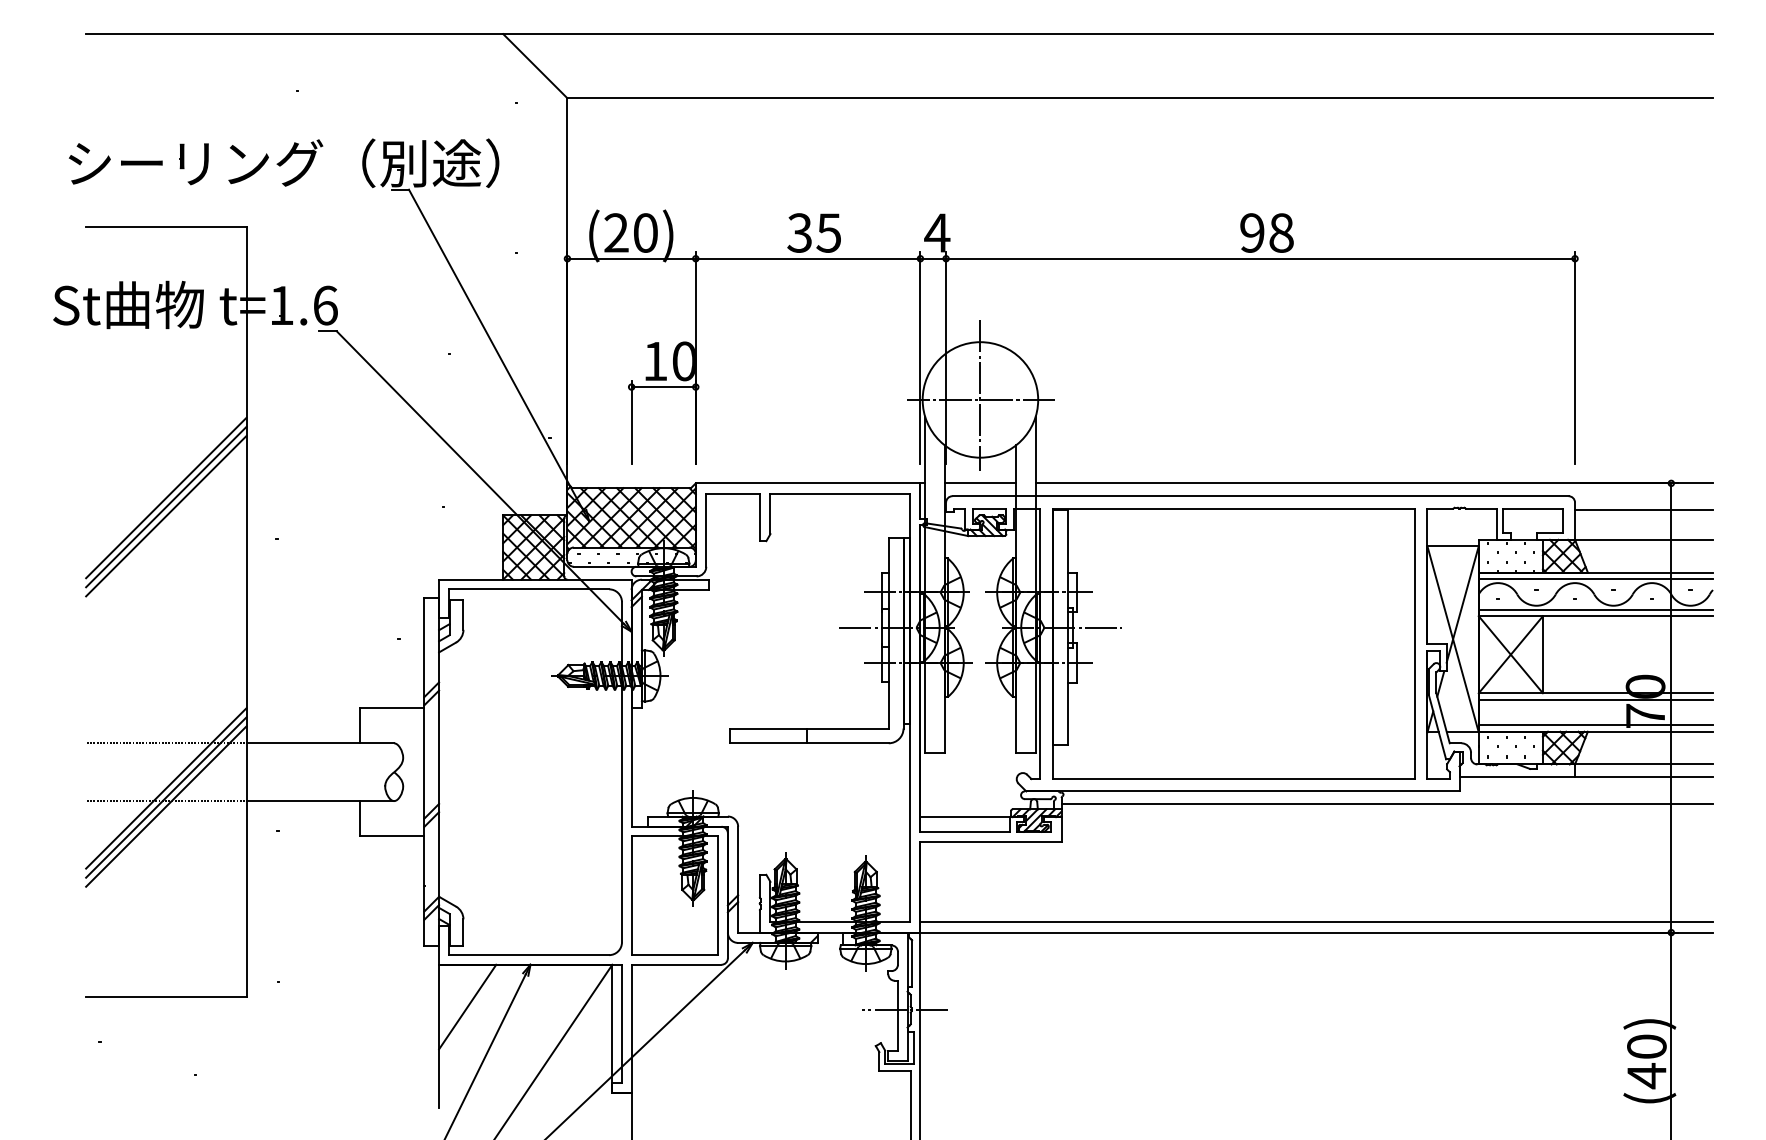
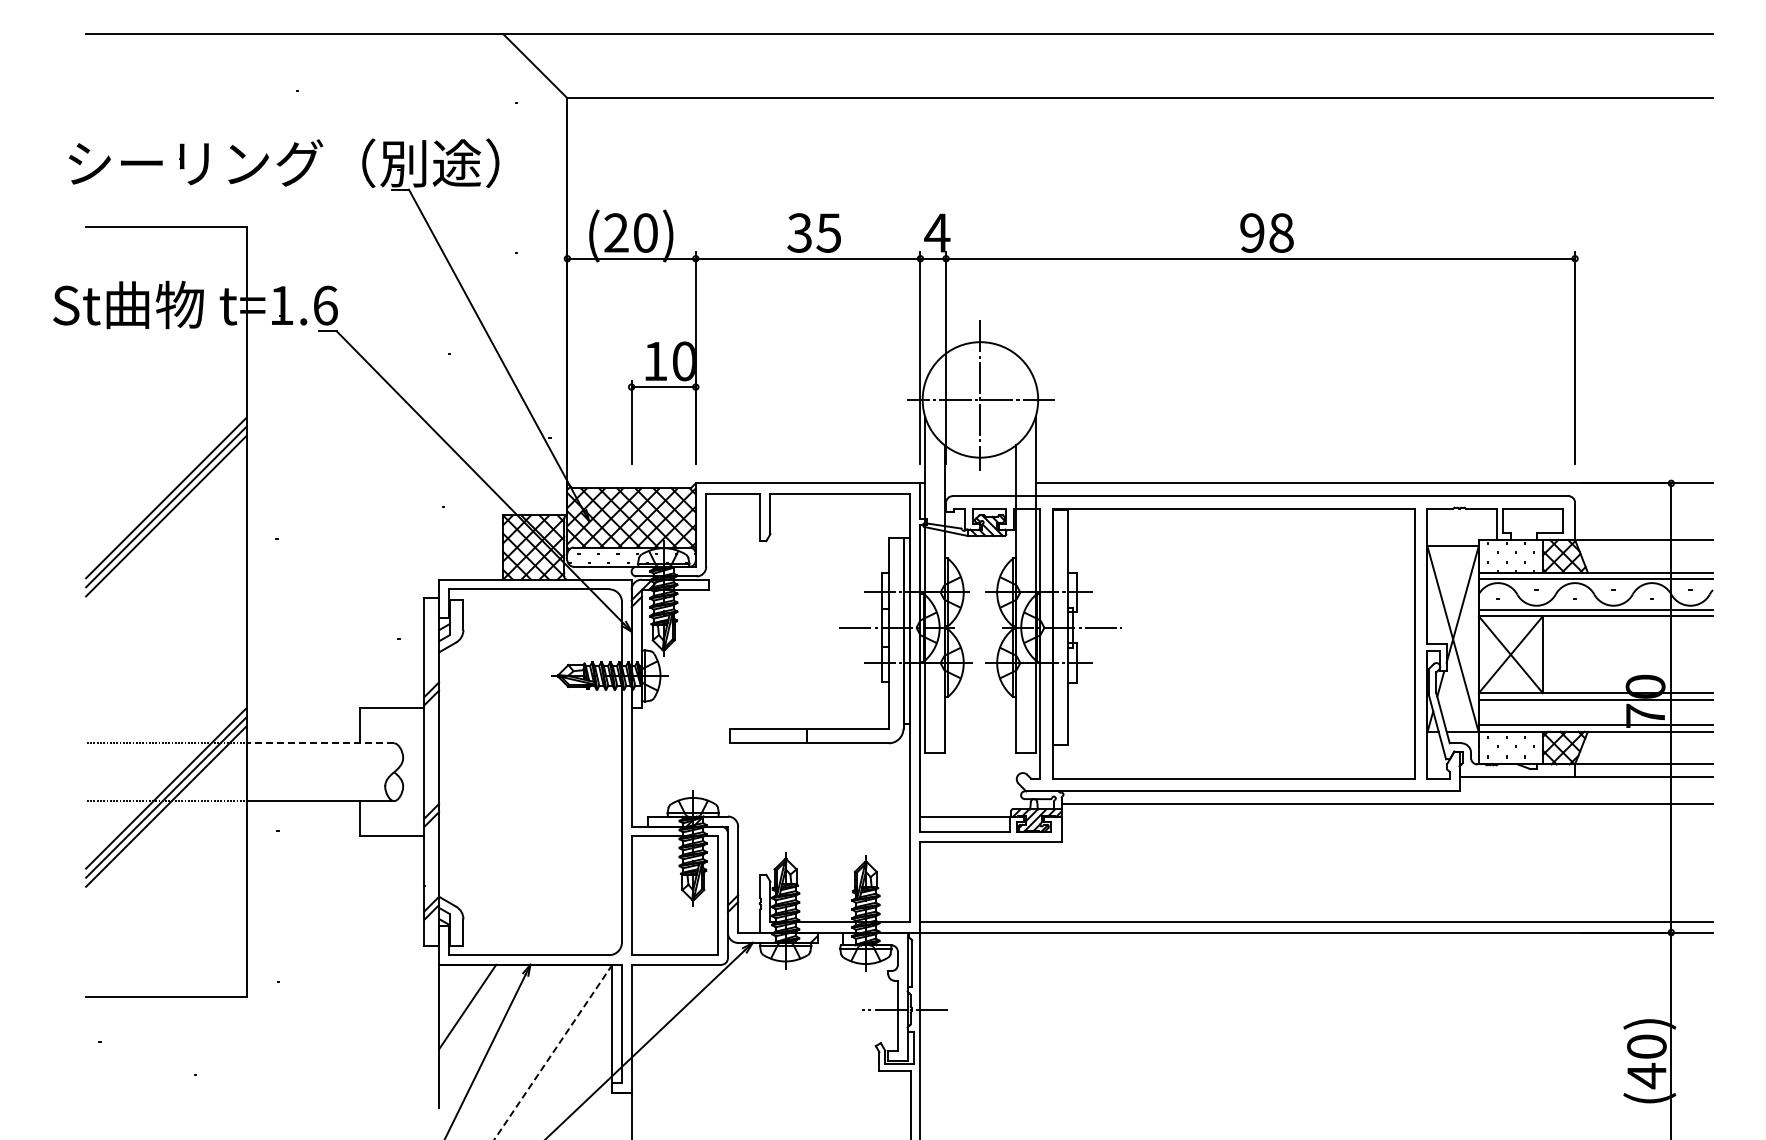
line: present -> none (980, 483)
line: present -> none (1644, 510)
line: solid -> dashed (320, 743)
line: solid -> dashed (553, 1052)
